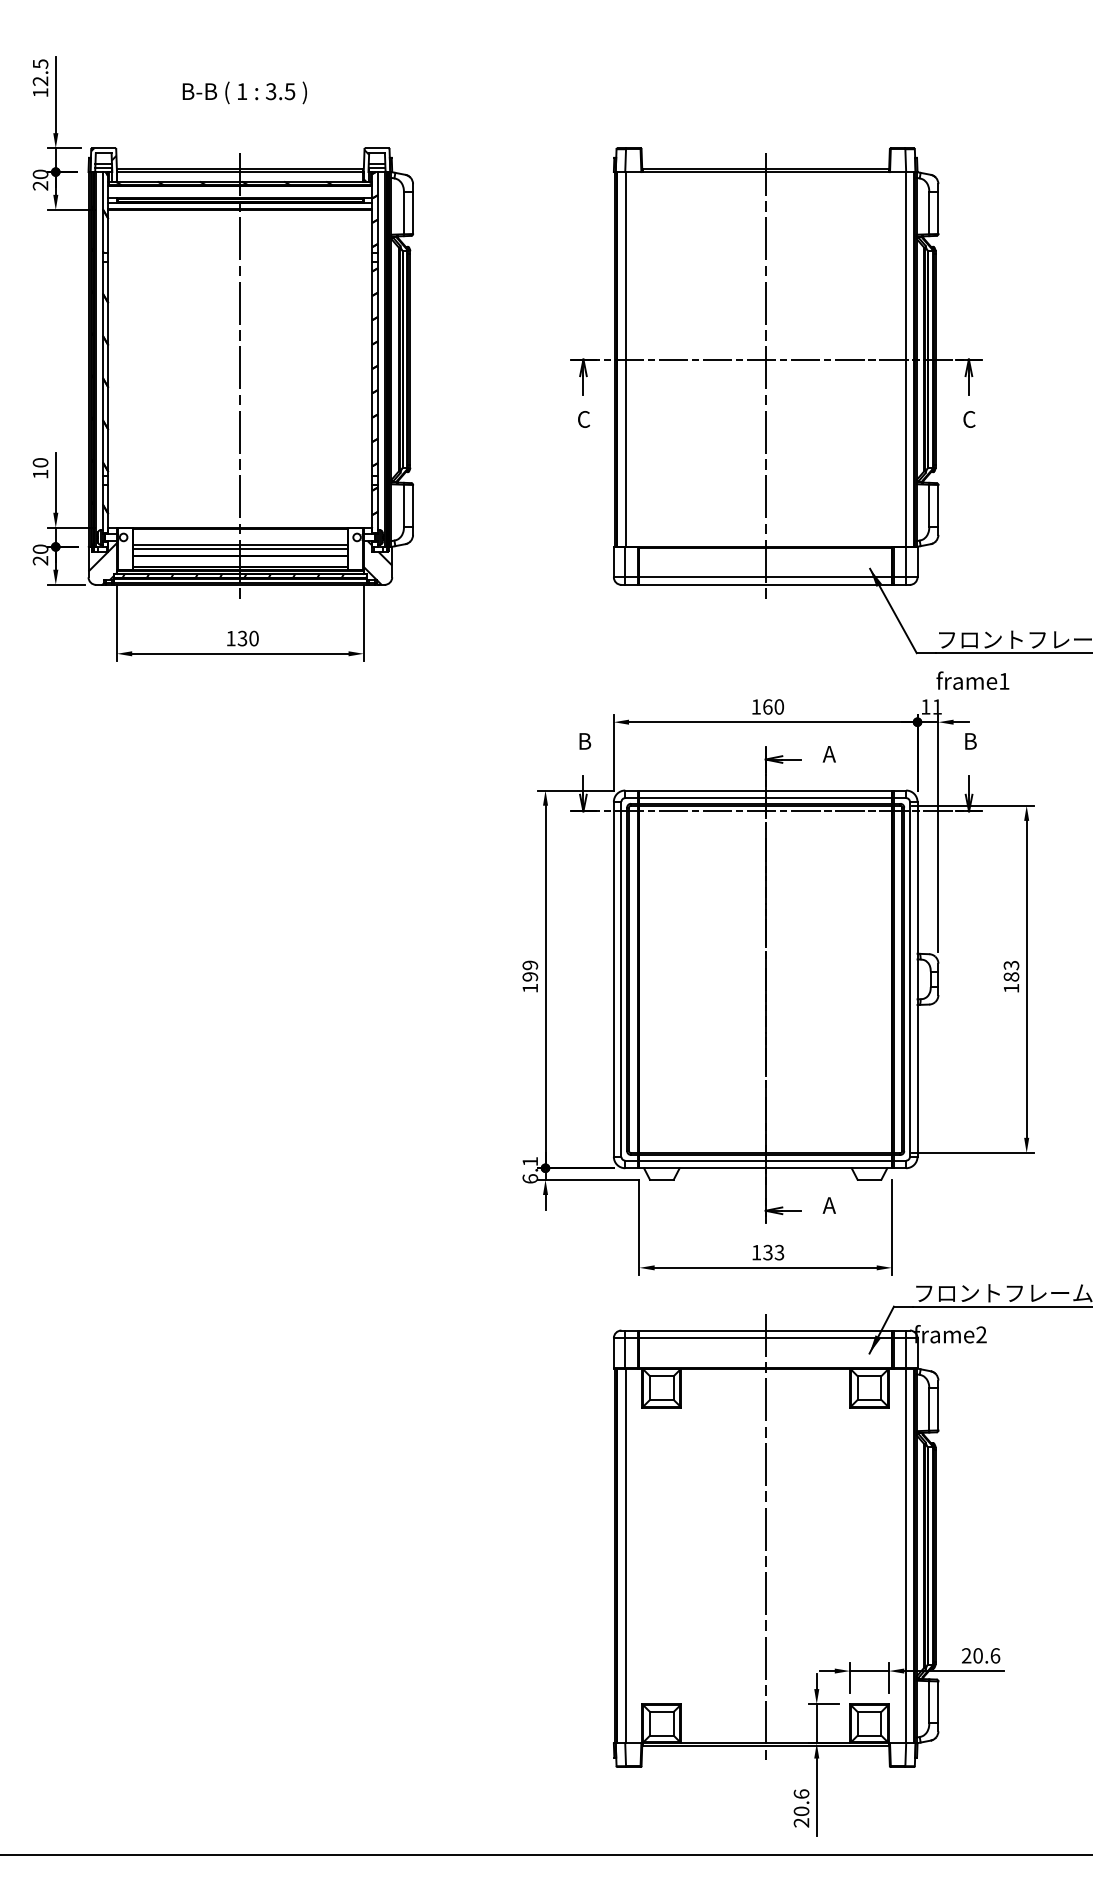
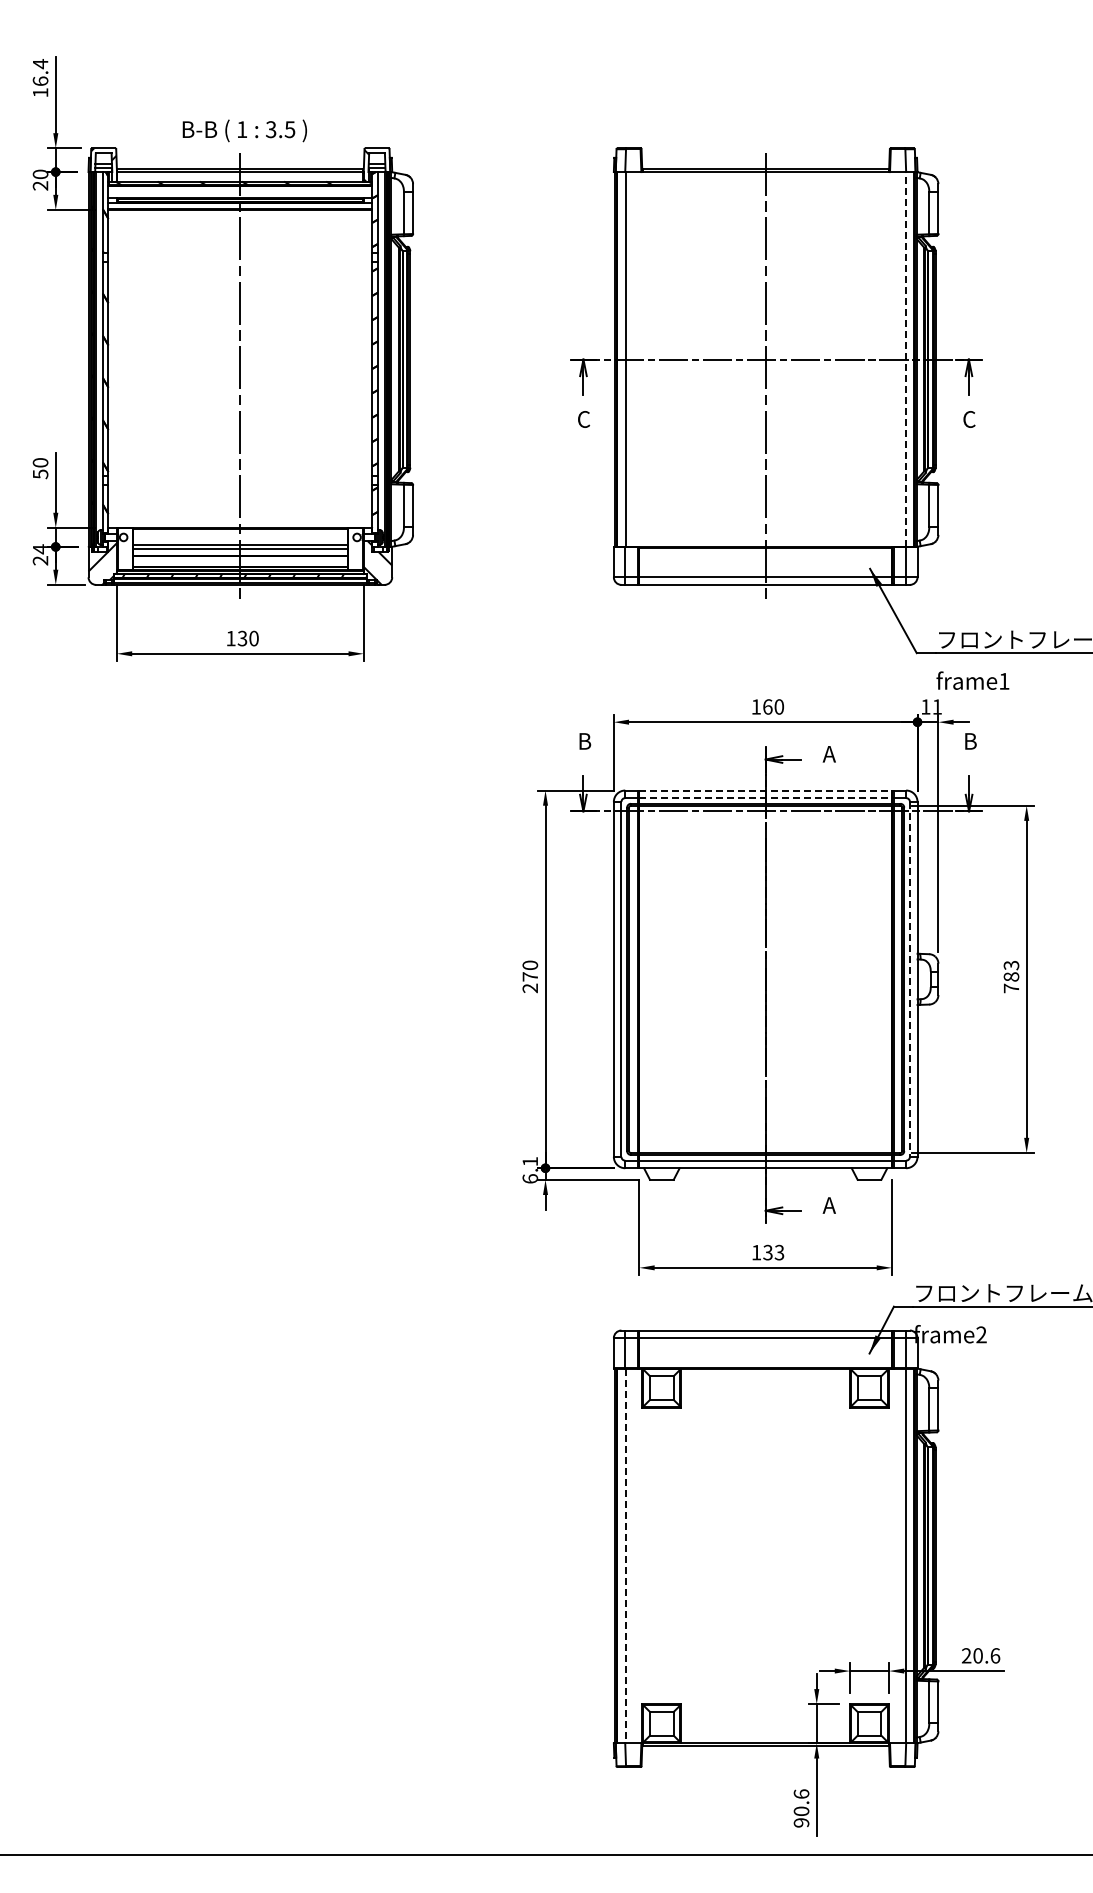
text: 12.5 -> 16.4 (40, 72)
text position: (244, 92) -> (244, 130) (244, 130)
line: solid -> dashed (905, 359)
text: 10 -> 50 (40, 474)
text: 20 -> 24 (40, 549)
line: solid -> dashed (766, 790)
line: solid -> dashed (766, 798)
text: 199 -> 270 (530, 976)
line: solid -> dashed (909, 979)
text: 183 -> 783 (1011, 988)
line: present -> none (765, 1537)
line: solid -> dashed (625, 1556)
text: 20.6 -> 90.6 (801, 1822)
